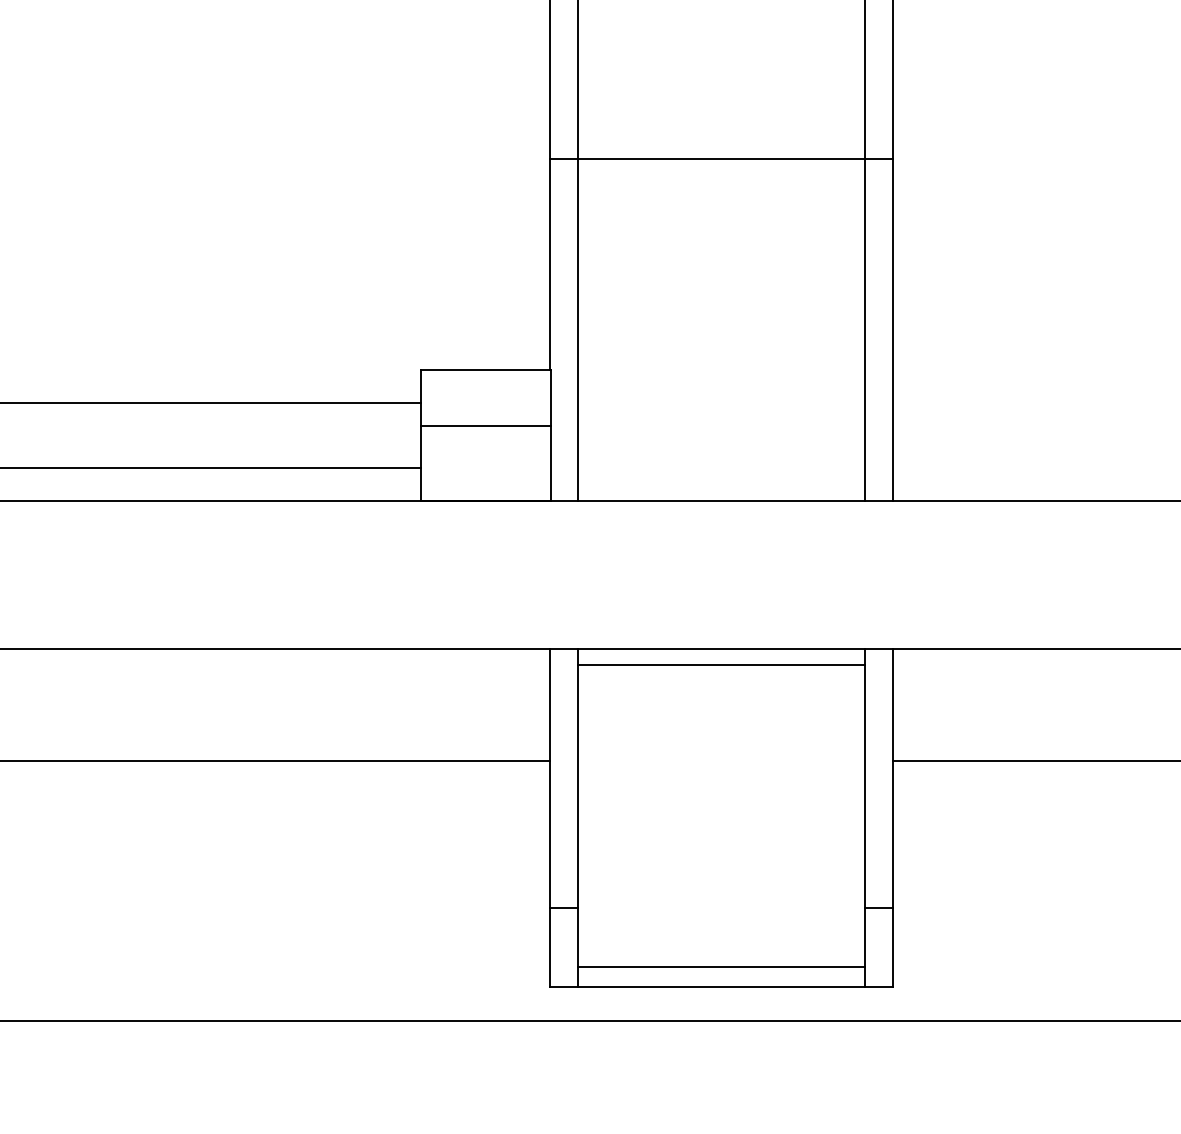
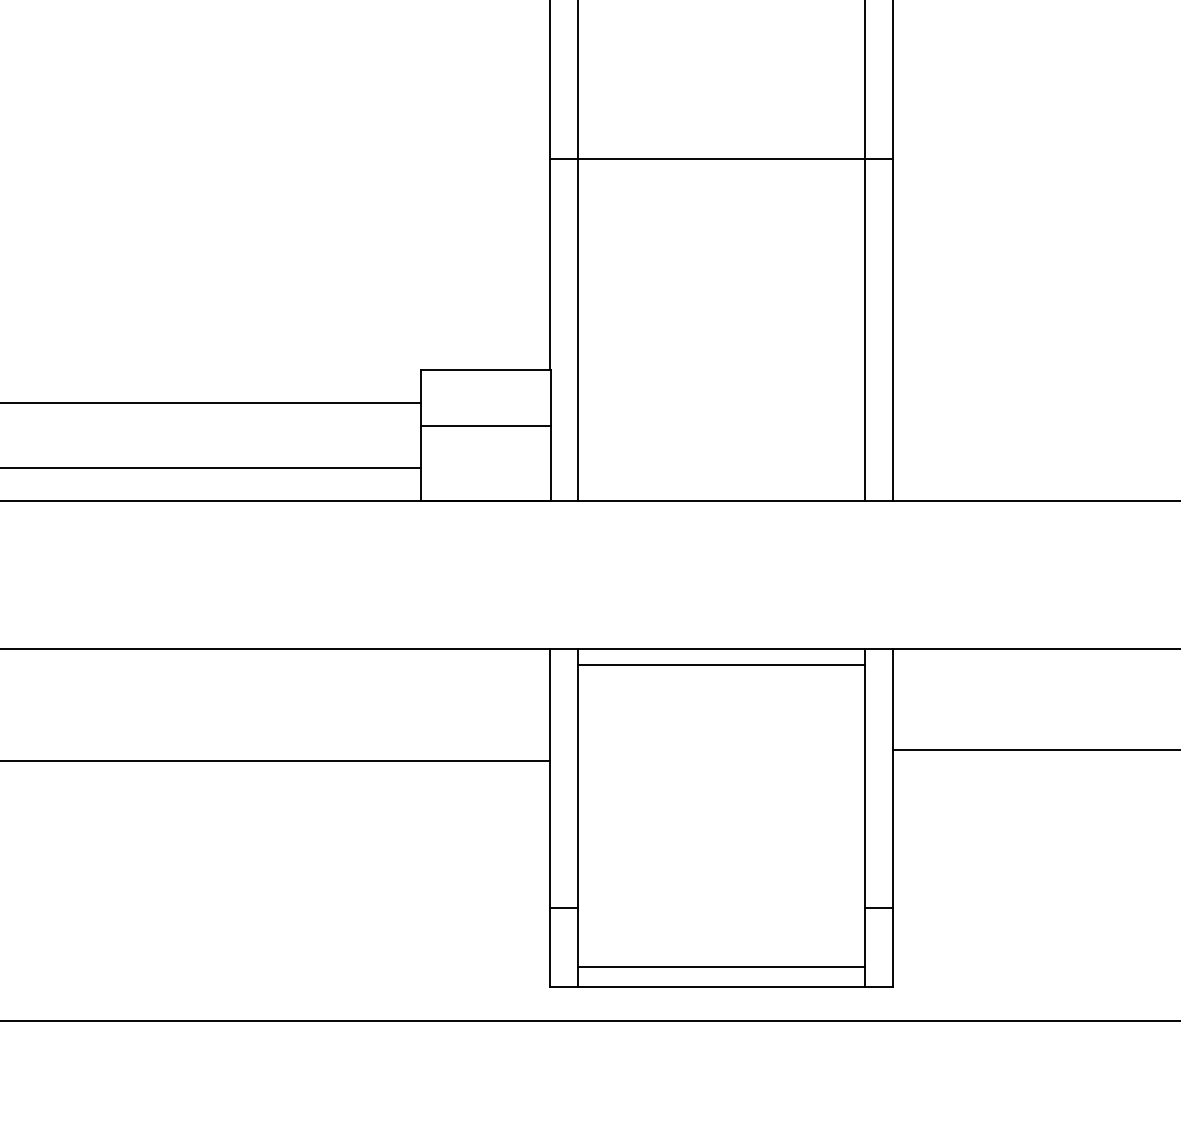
line position: (1034, 760) -> (1034, 749) (1034, 749)
